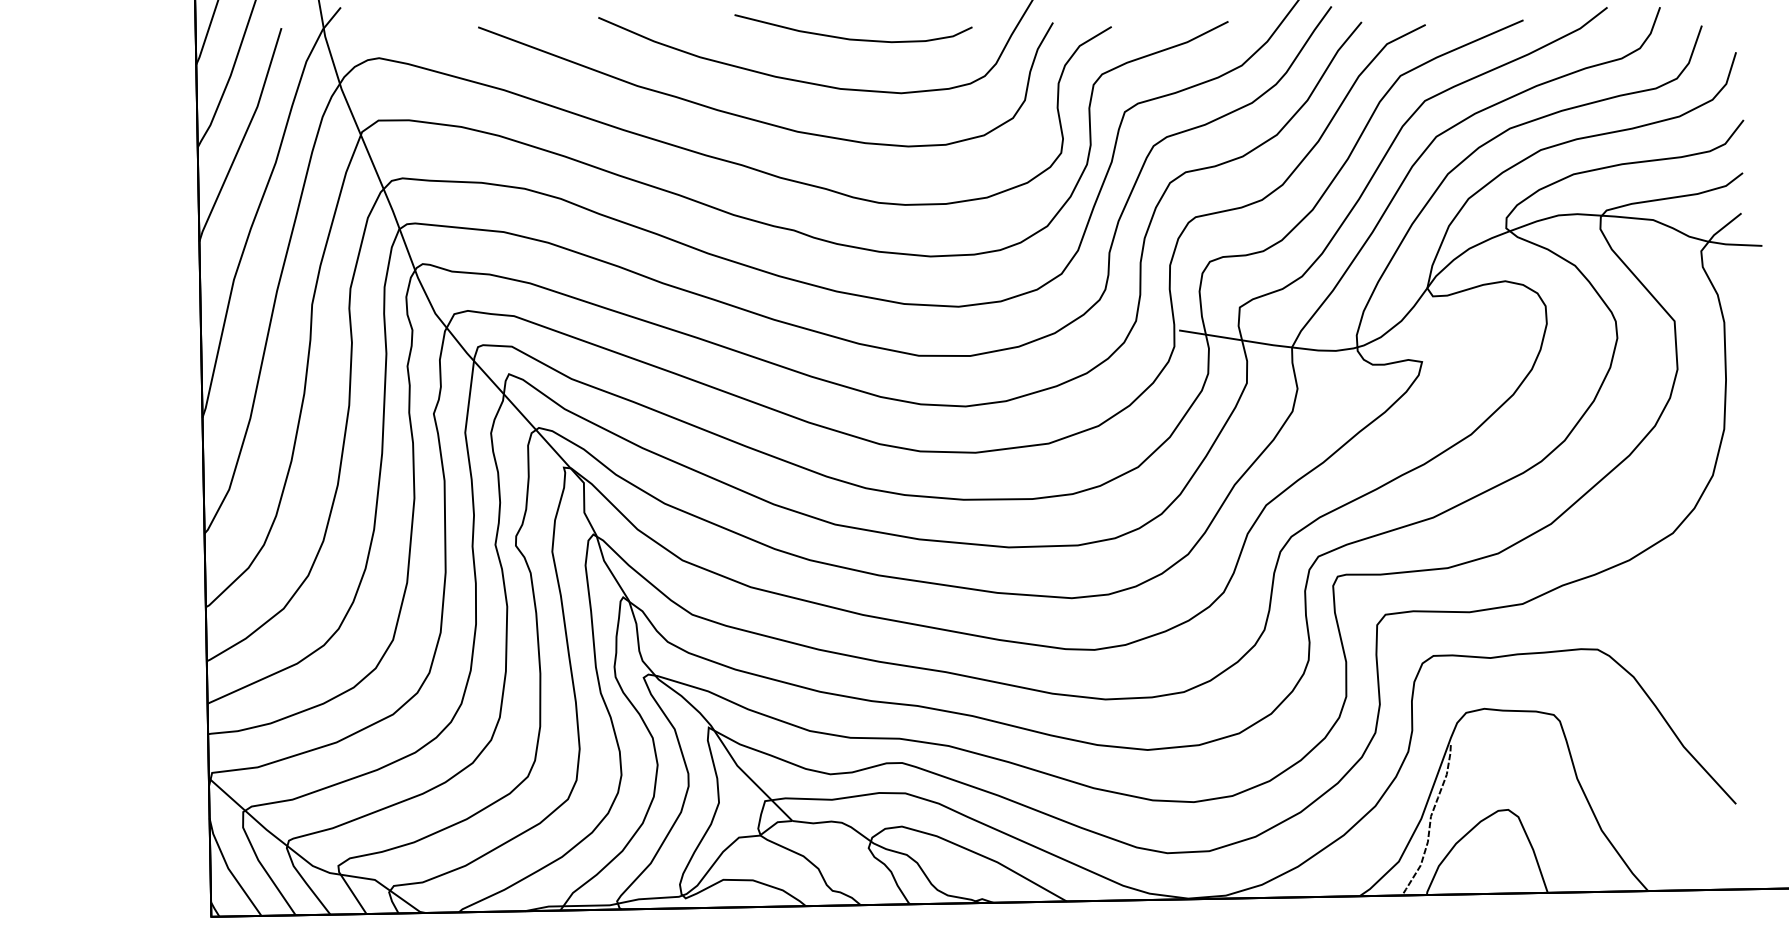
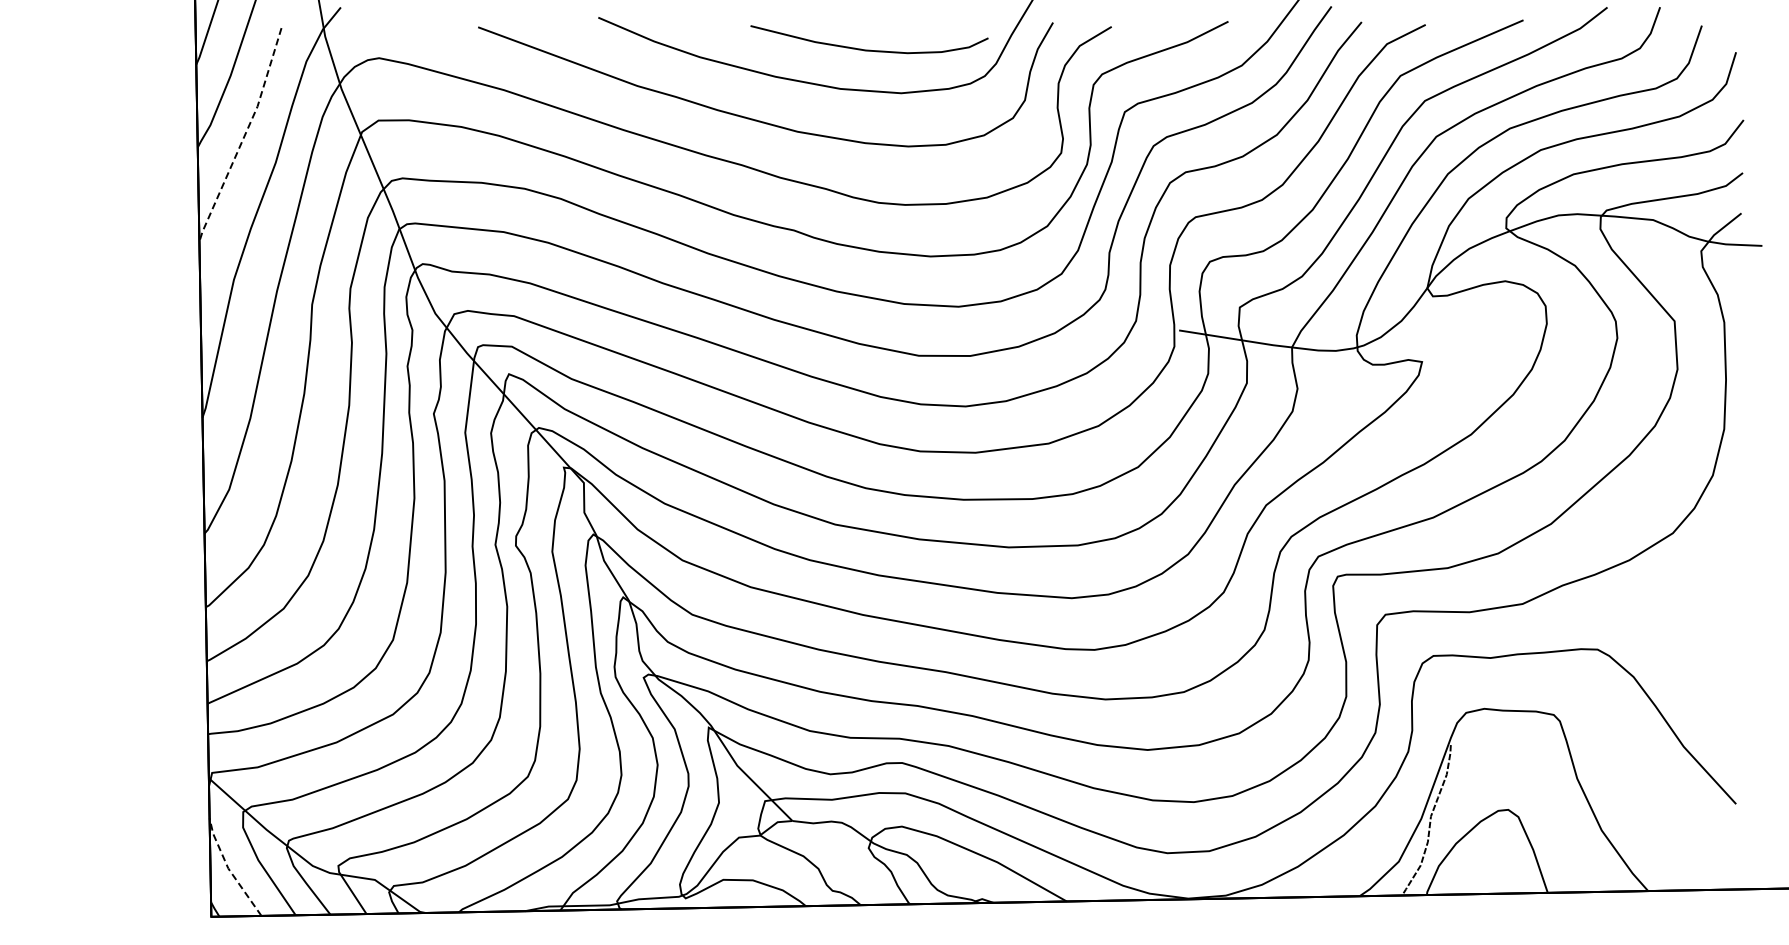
curve position: (853, 38) -> (869, 49) (869, 49)
line: solid -> dashed (244, 136)
line: solid -> dashed (228, 869)
